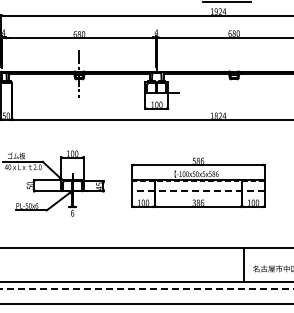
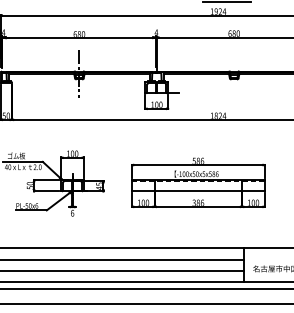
line: dashed -> solid (197, 191)
line: none -> present (123, 259)
line: none -> present (123, 270)
line: dashed -> solid (146, 288)
